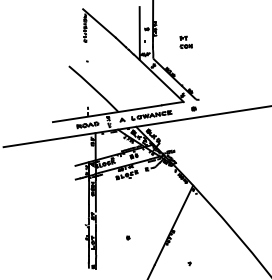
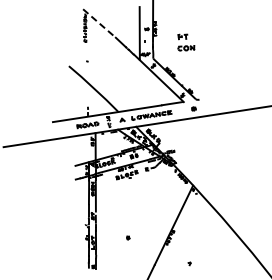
line: solid -> dashed (99, 23)
part size: 14x14 px -> 19x19 px (186, 42)
